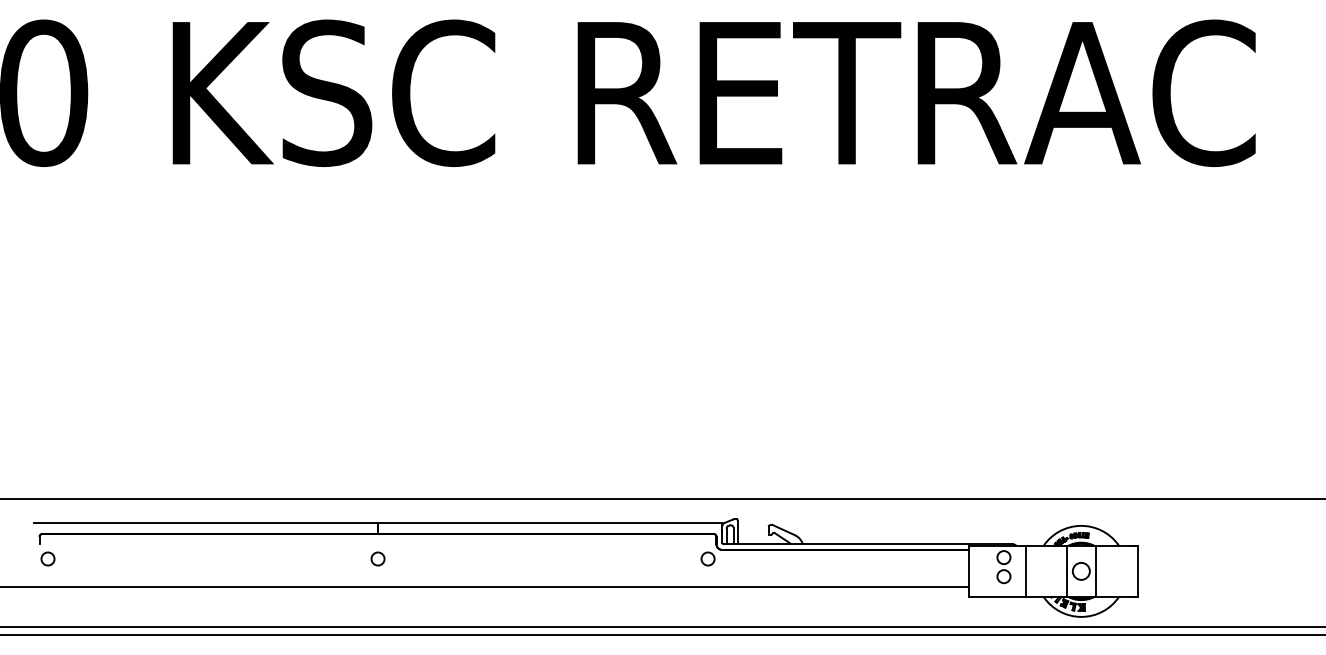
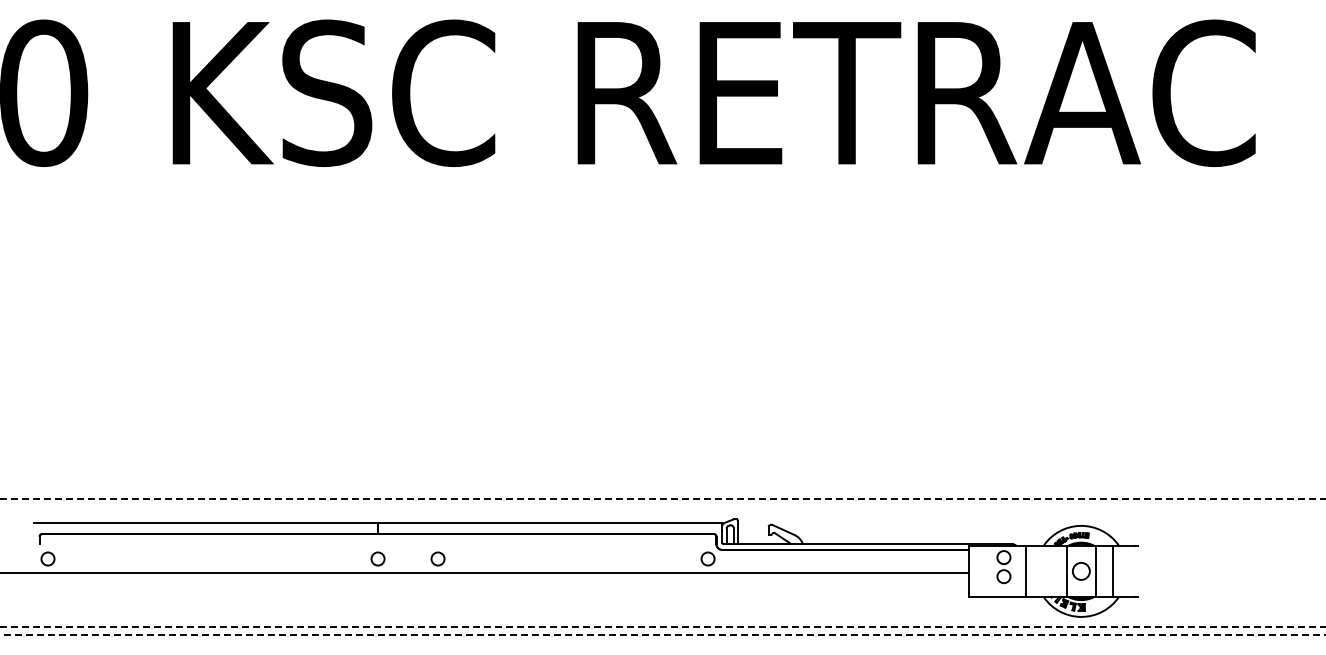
line: solid -> dashed (662, 498)
circle: none -> present (437, 558)
line position: (1138, 571) -> (1113, 571) (1113, 571)
line position: (485, 586) -> (485, 572) (485, 572)
line: solid -> dashed (662, 626)
line: solid -> dashed (663, 635)
